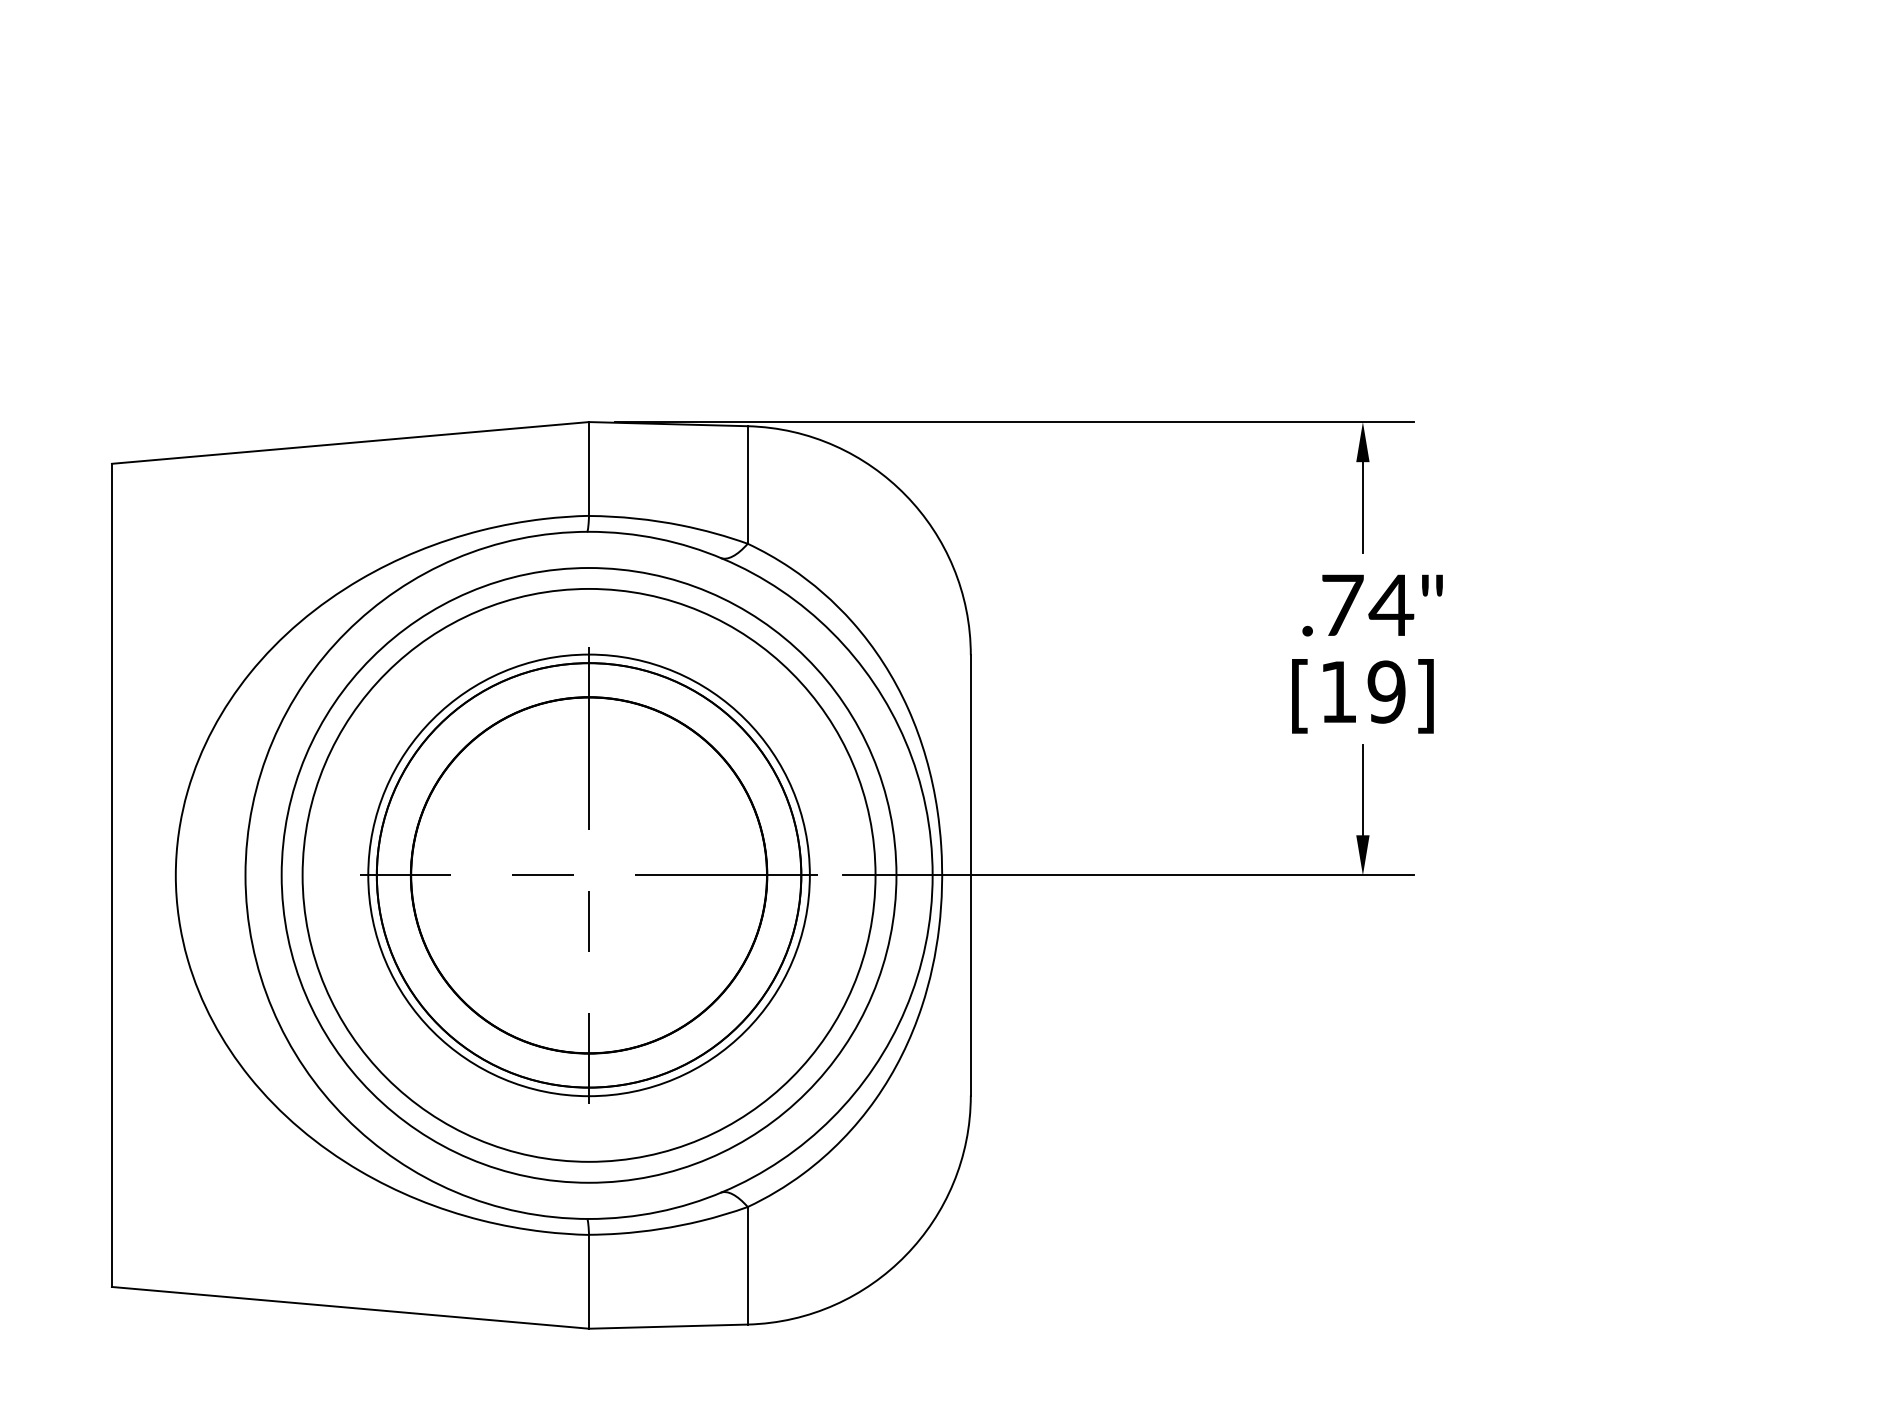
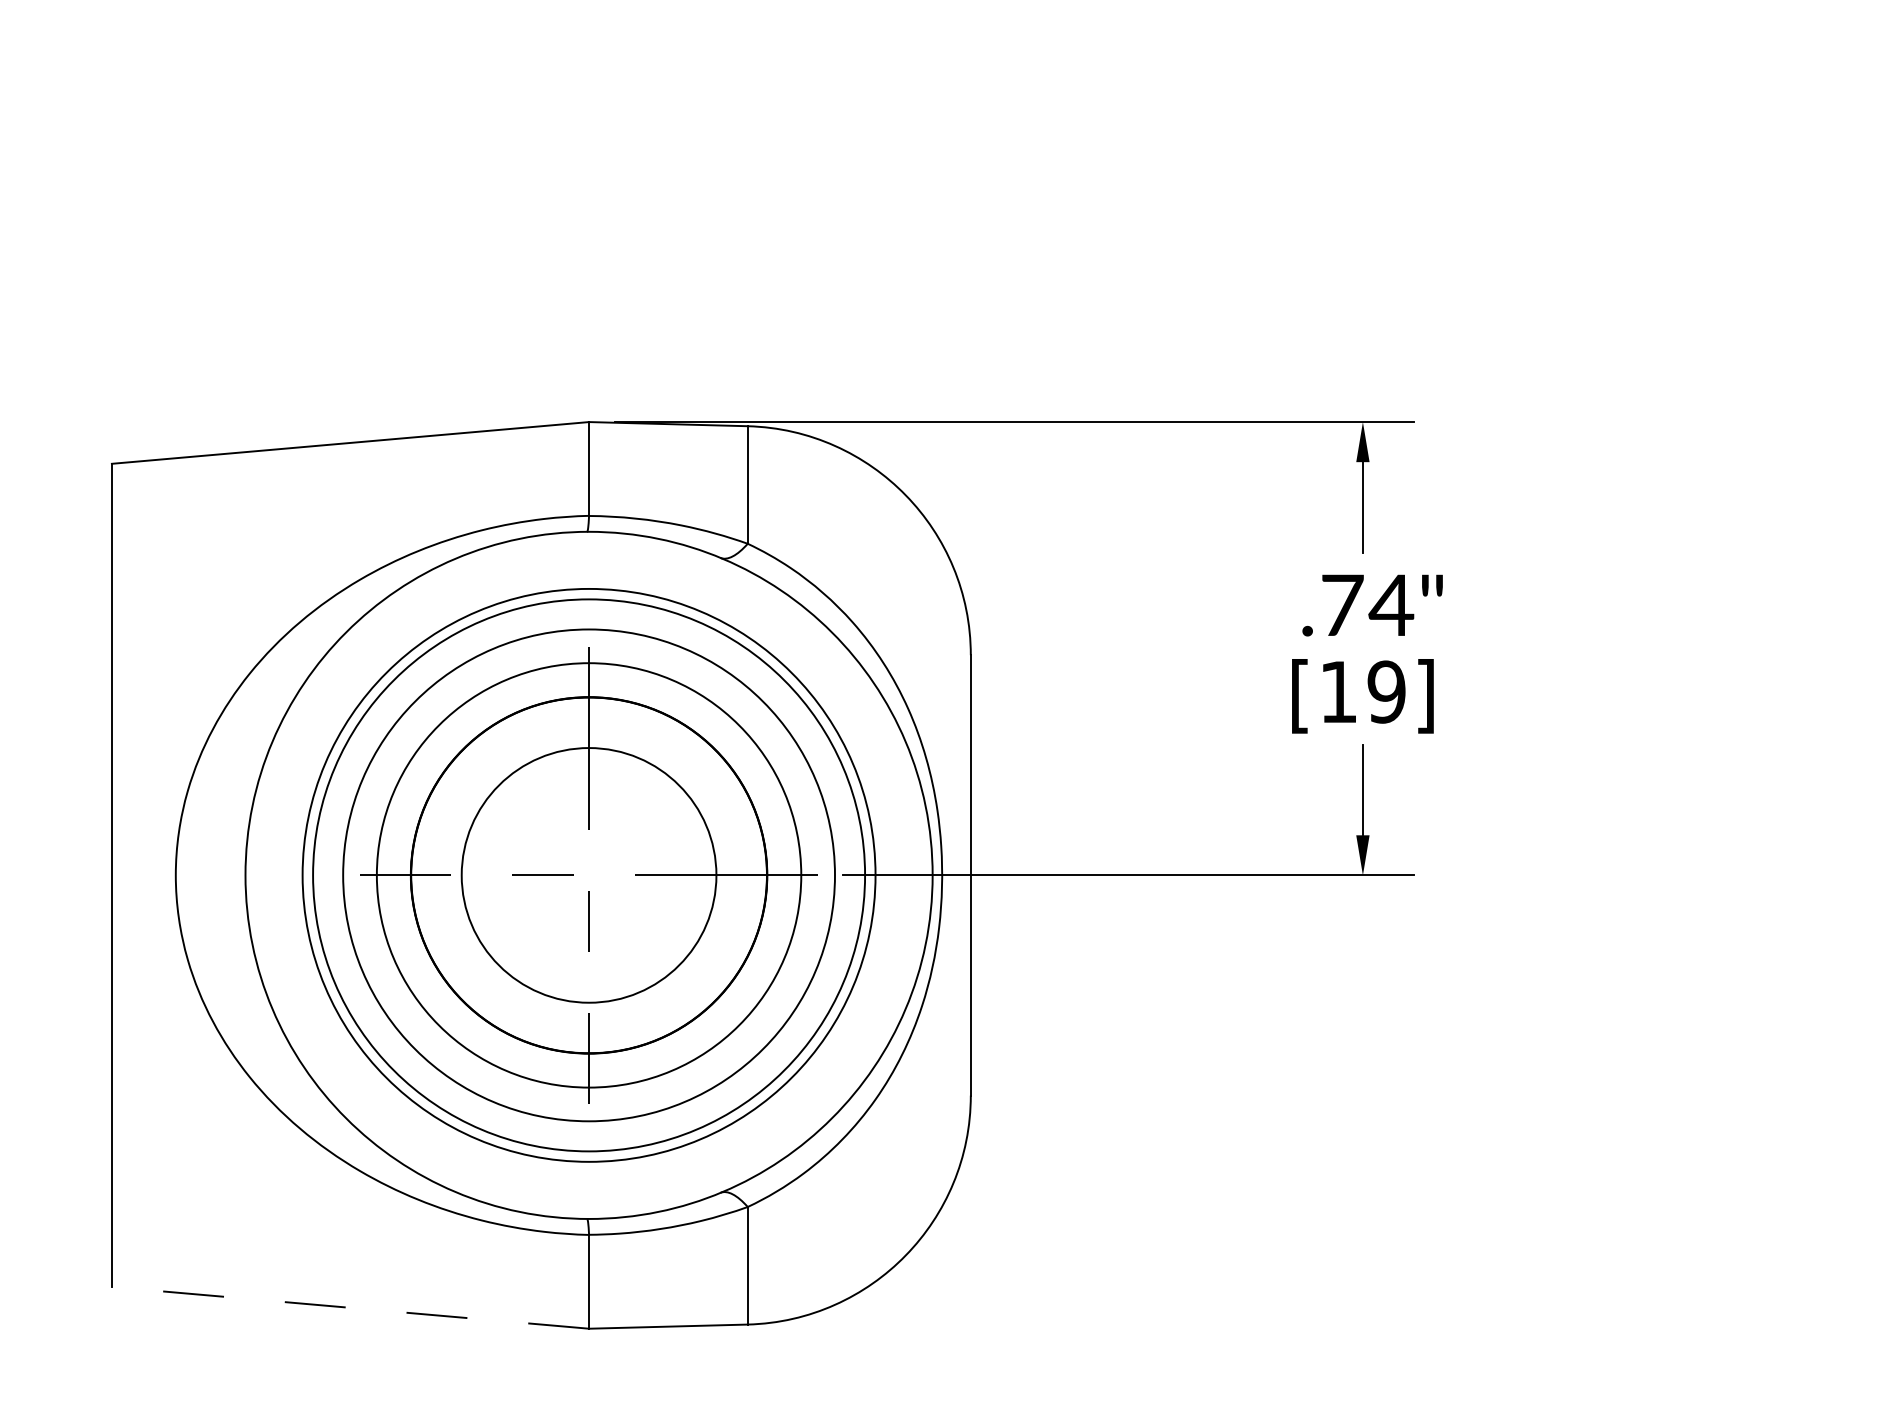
circle diameter: 425 px -> 255 px (588, 875)
circle diameter: 442 px -> 552 px (589, 875)
circle diameter: 615 px -> 492 px (589, 875)
line: solid -> dashed (350, 1307)
